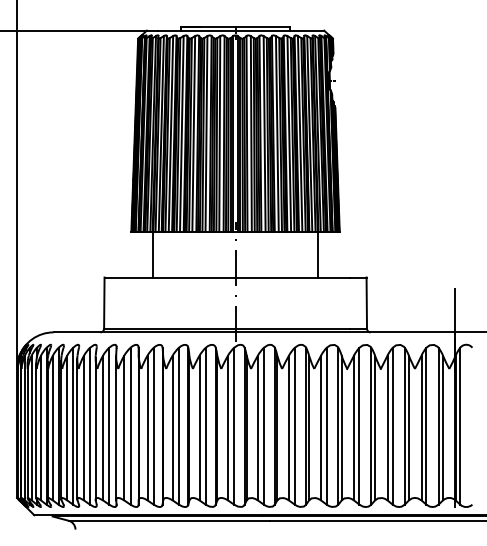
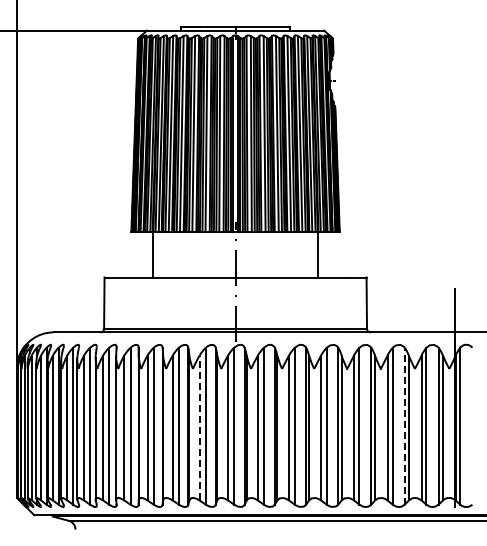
line: solid -> dashed (404, 425)
line: solid -> dashed (199, 427)
